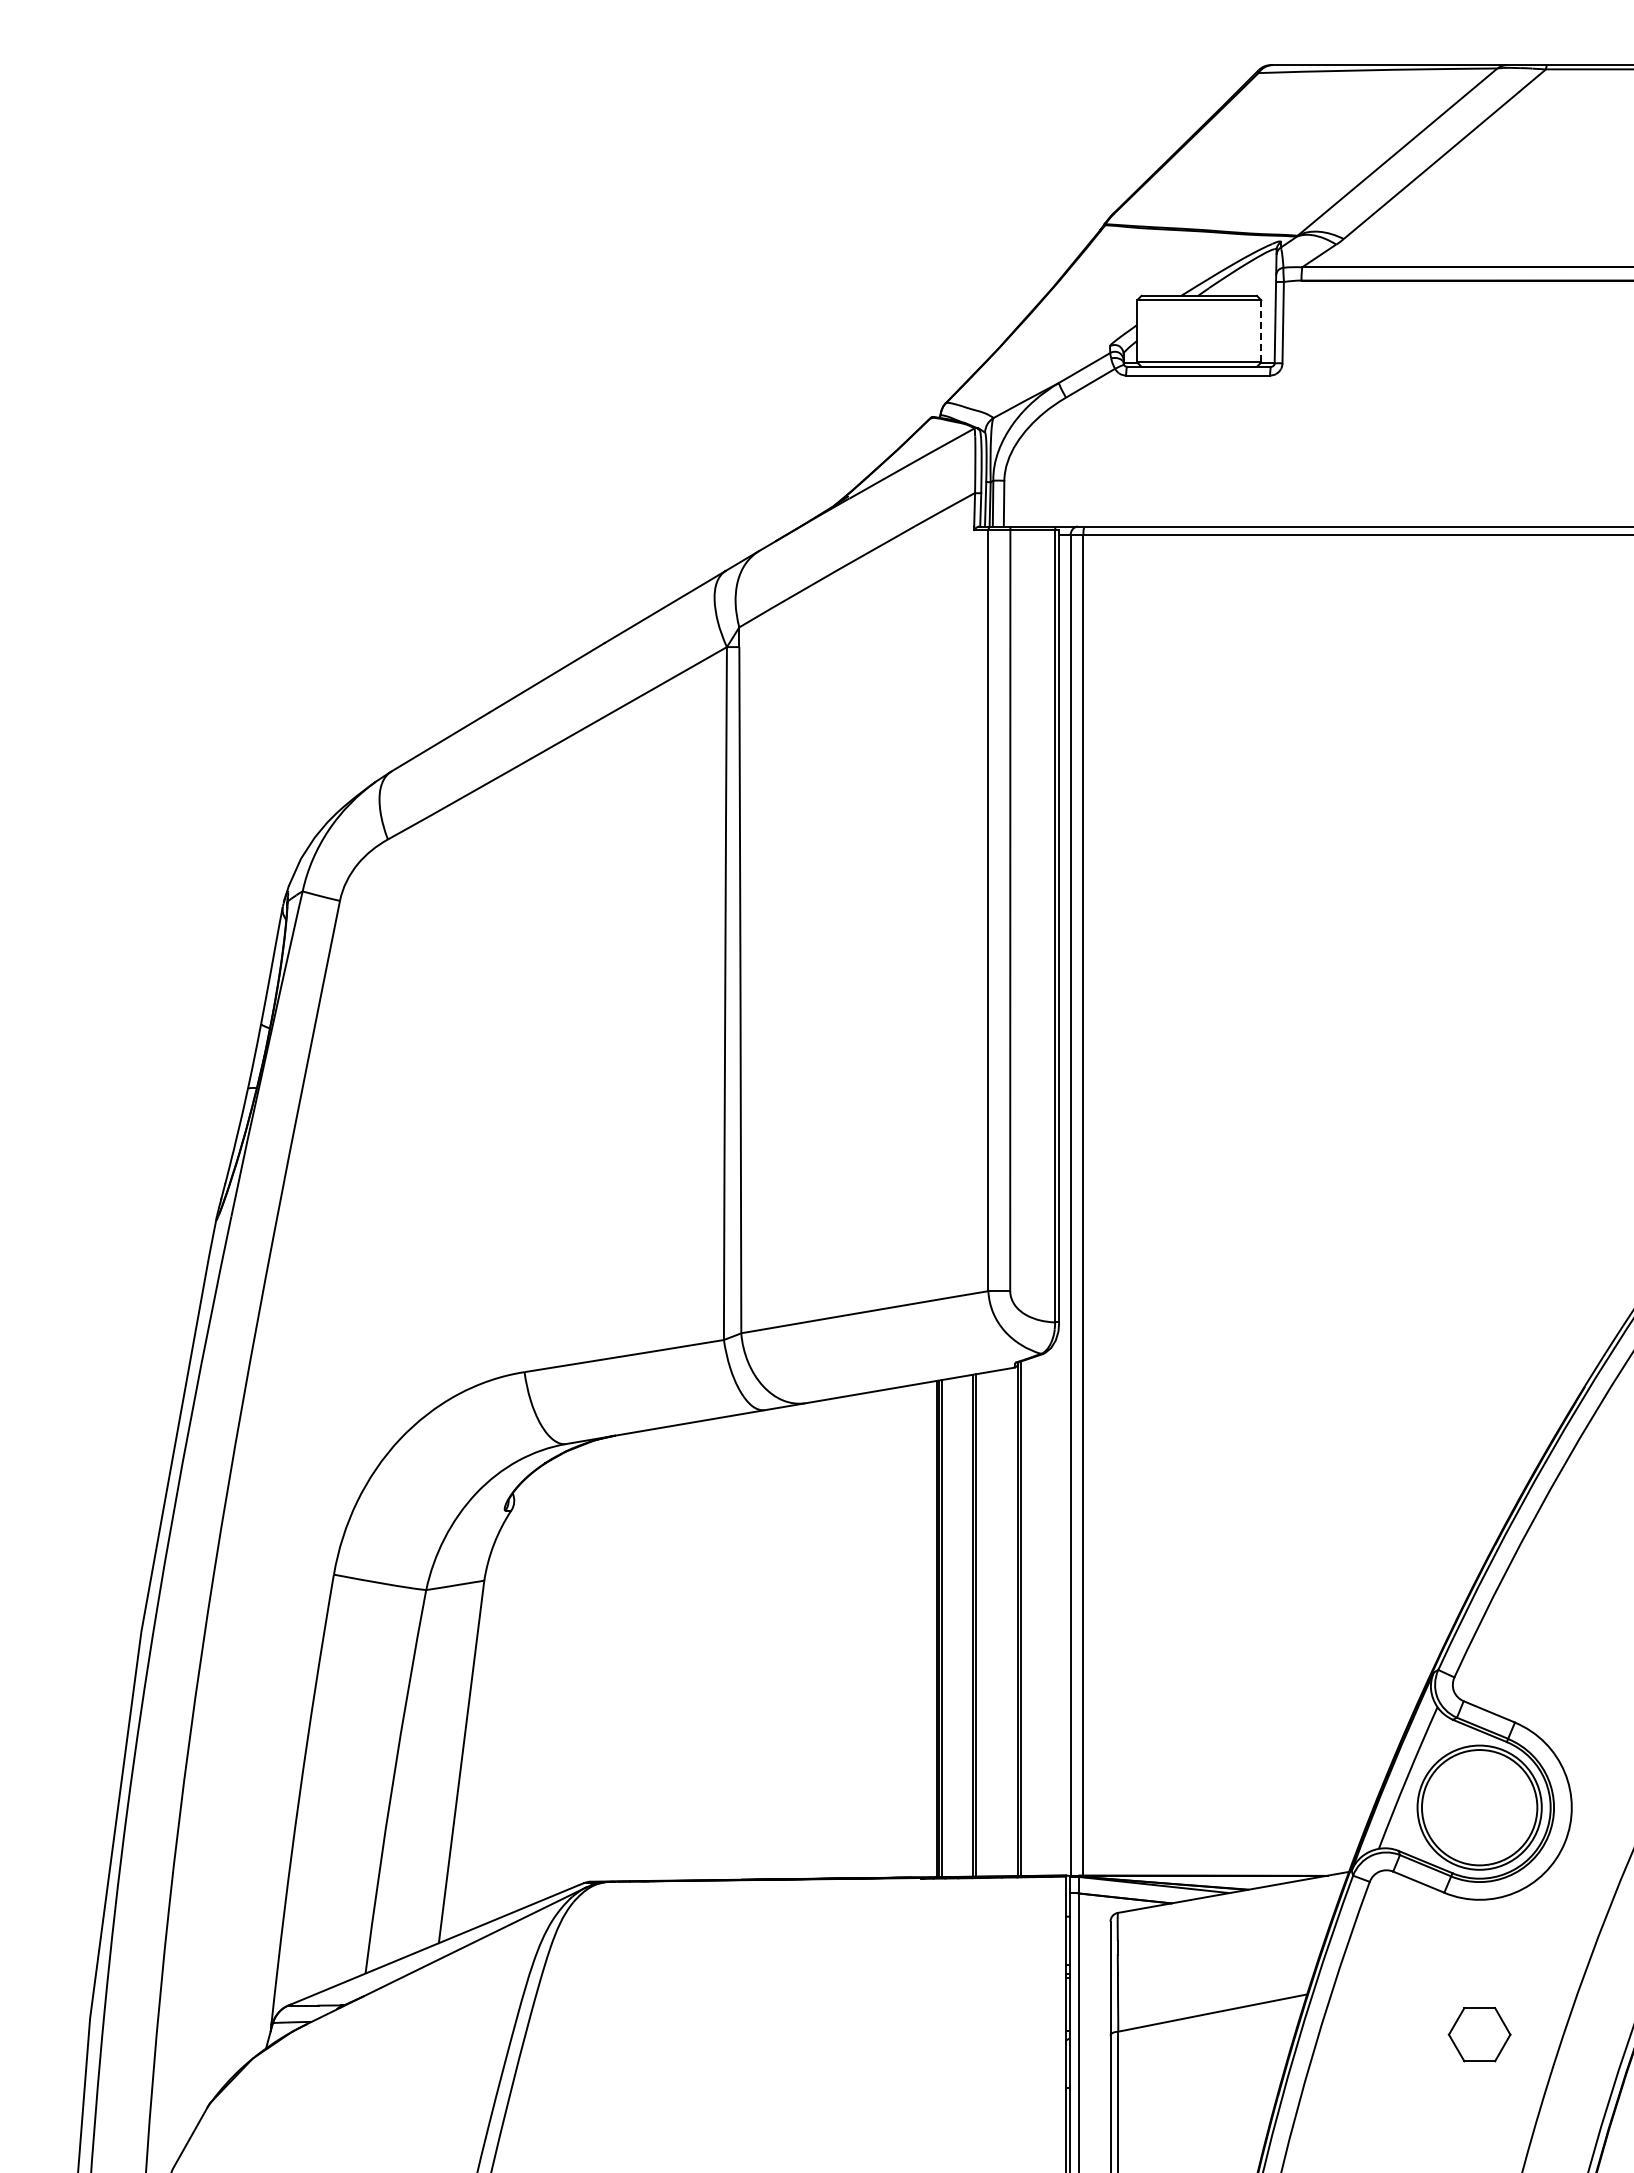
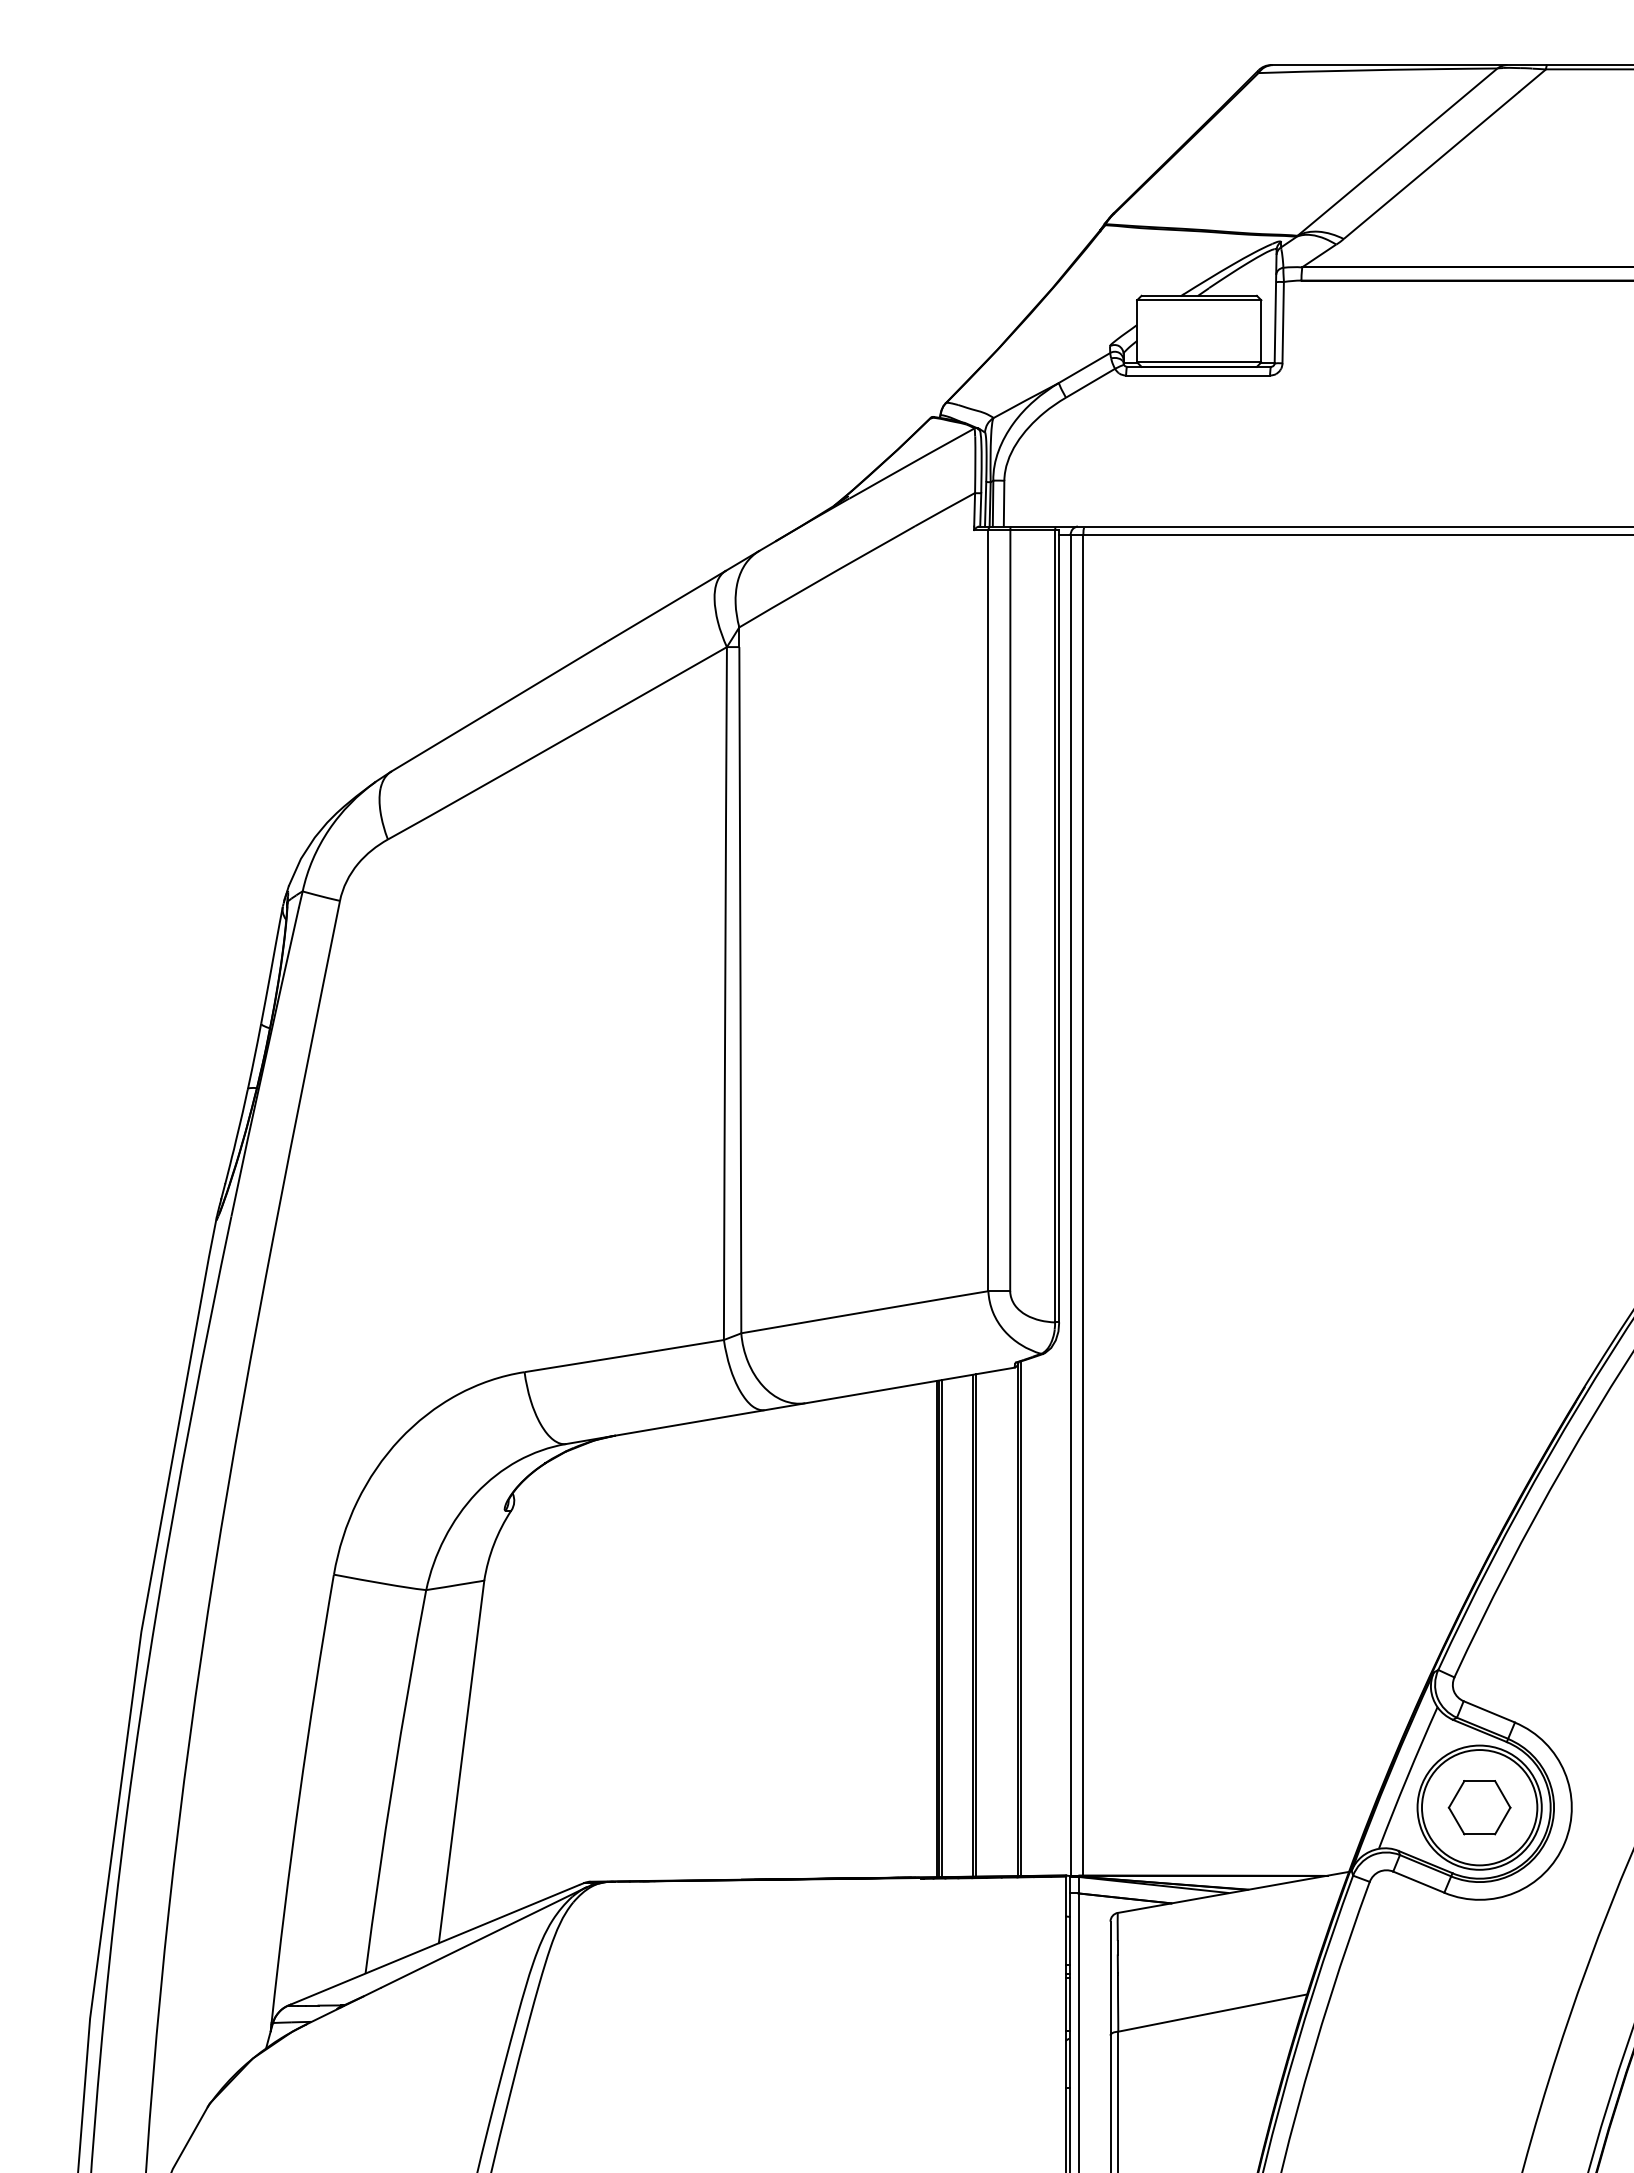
line: dashed -> solid (1261, 330)
part position: (1479, 2034) -> (1479, 1807) (1479, 1807)
